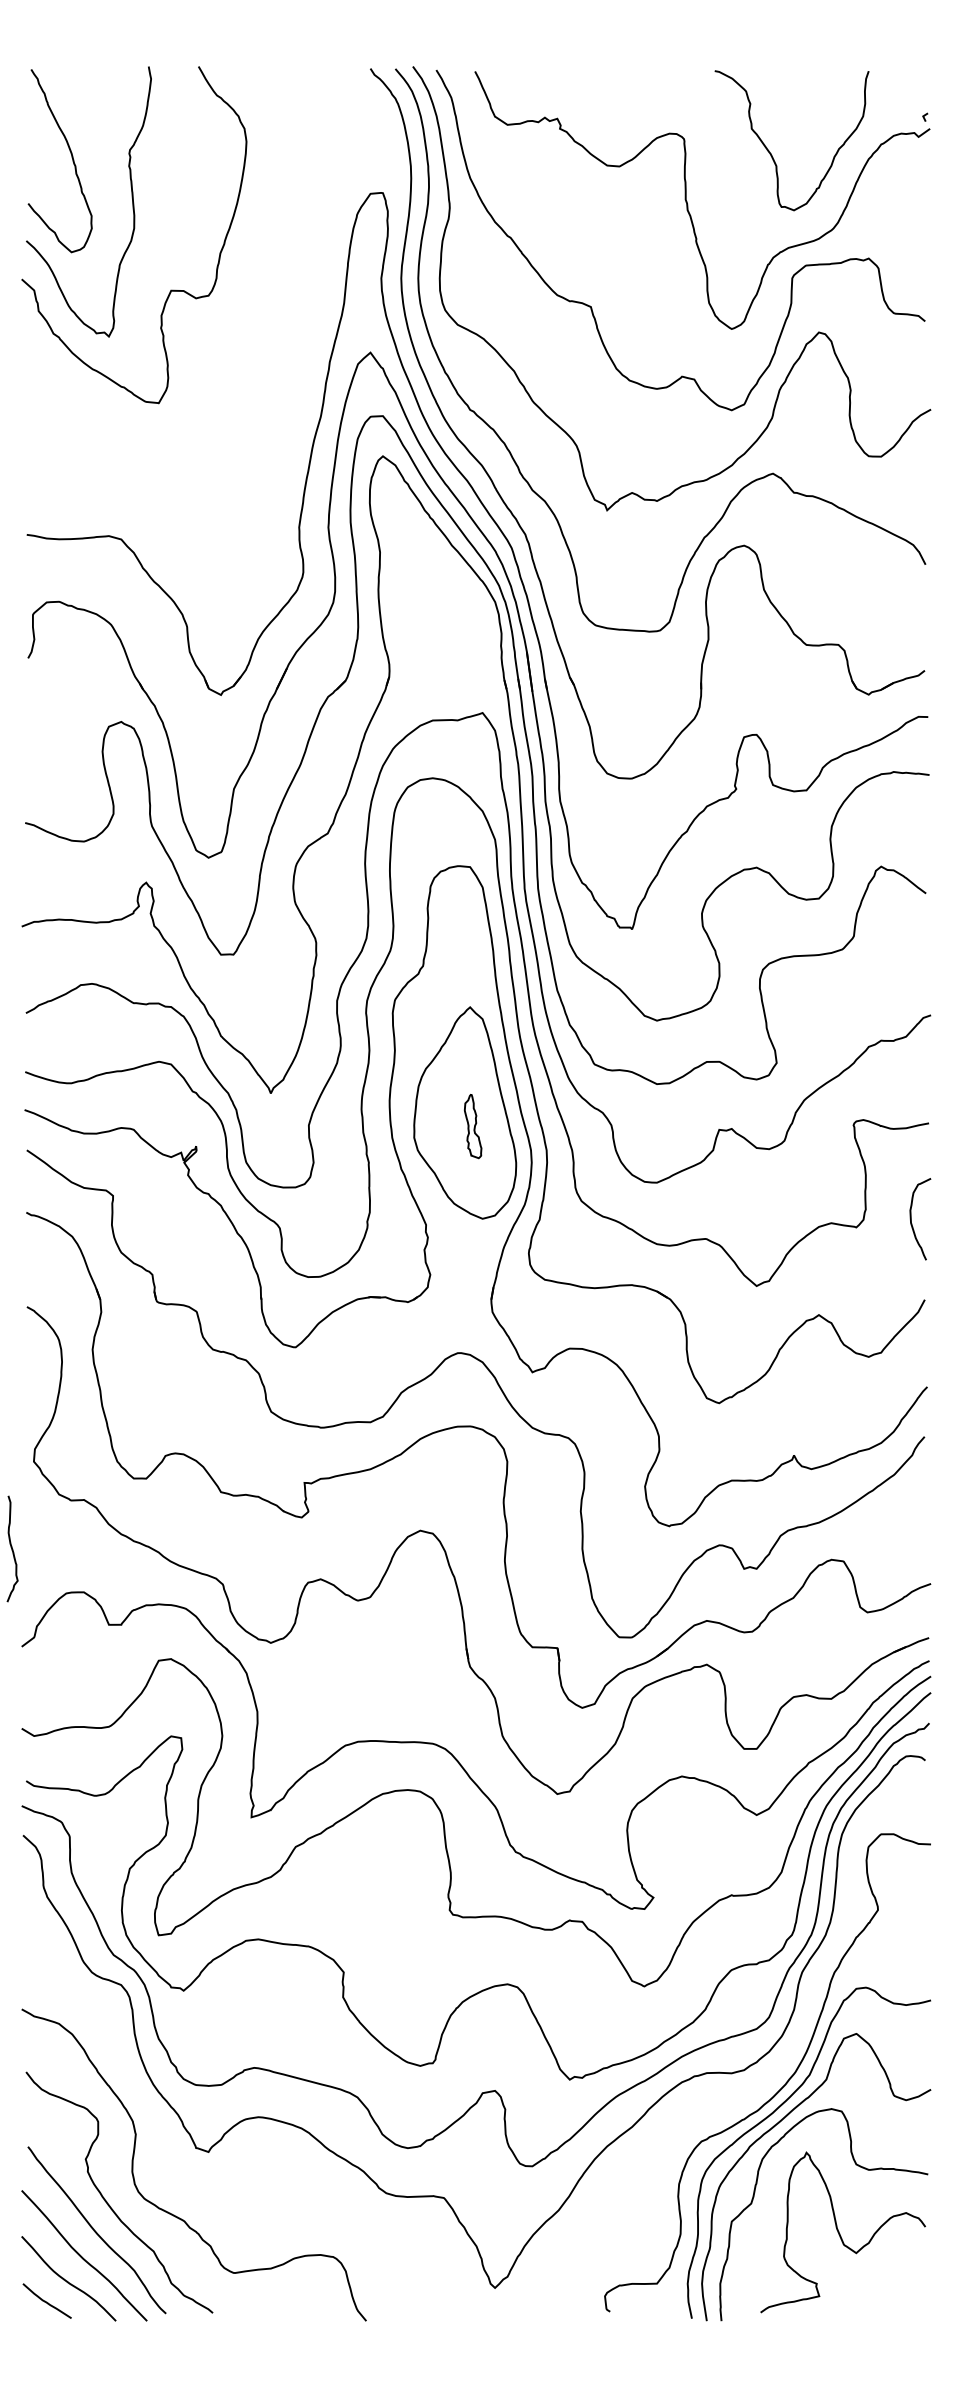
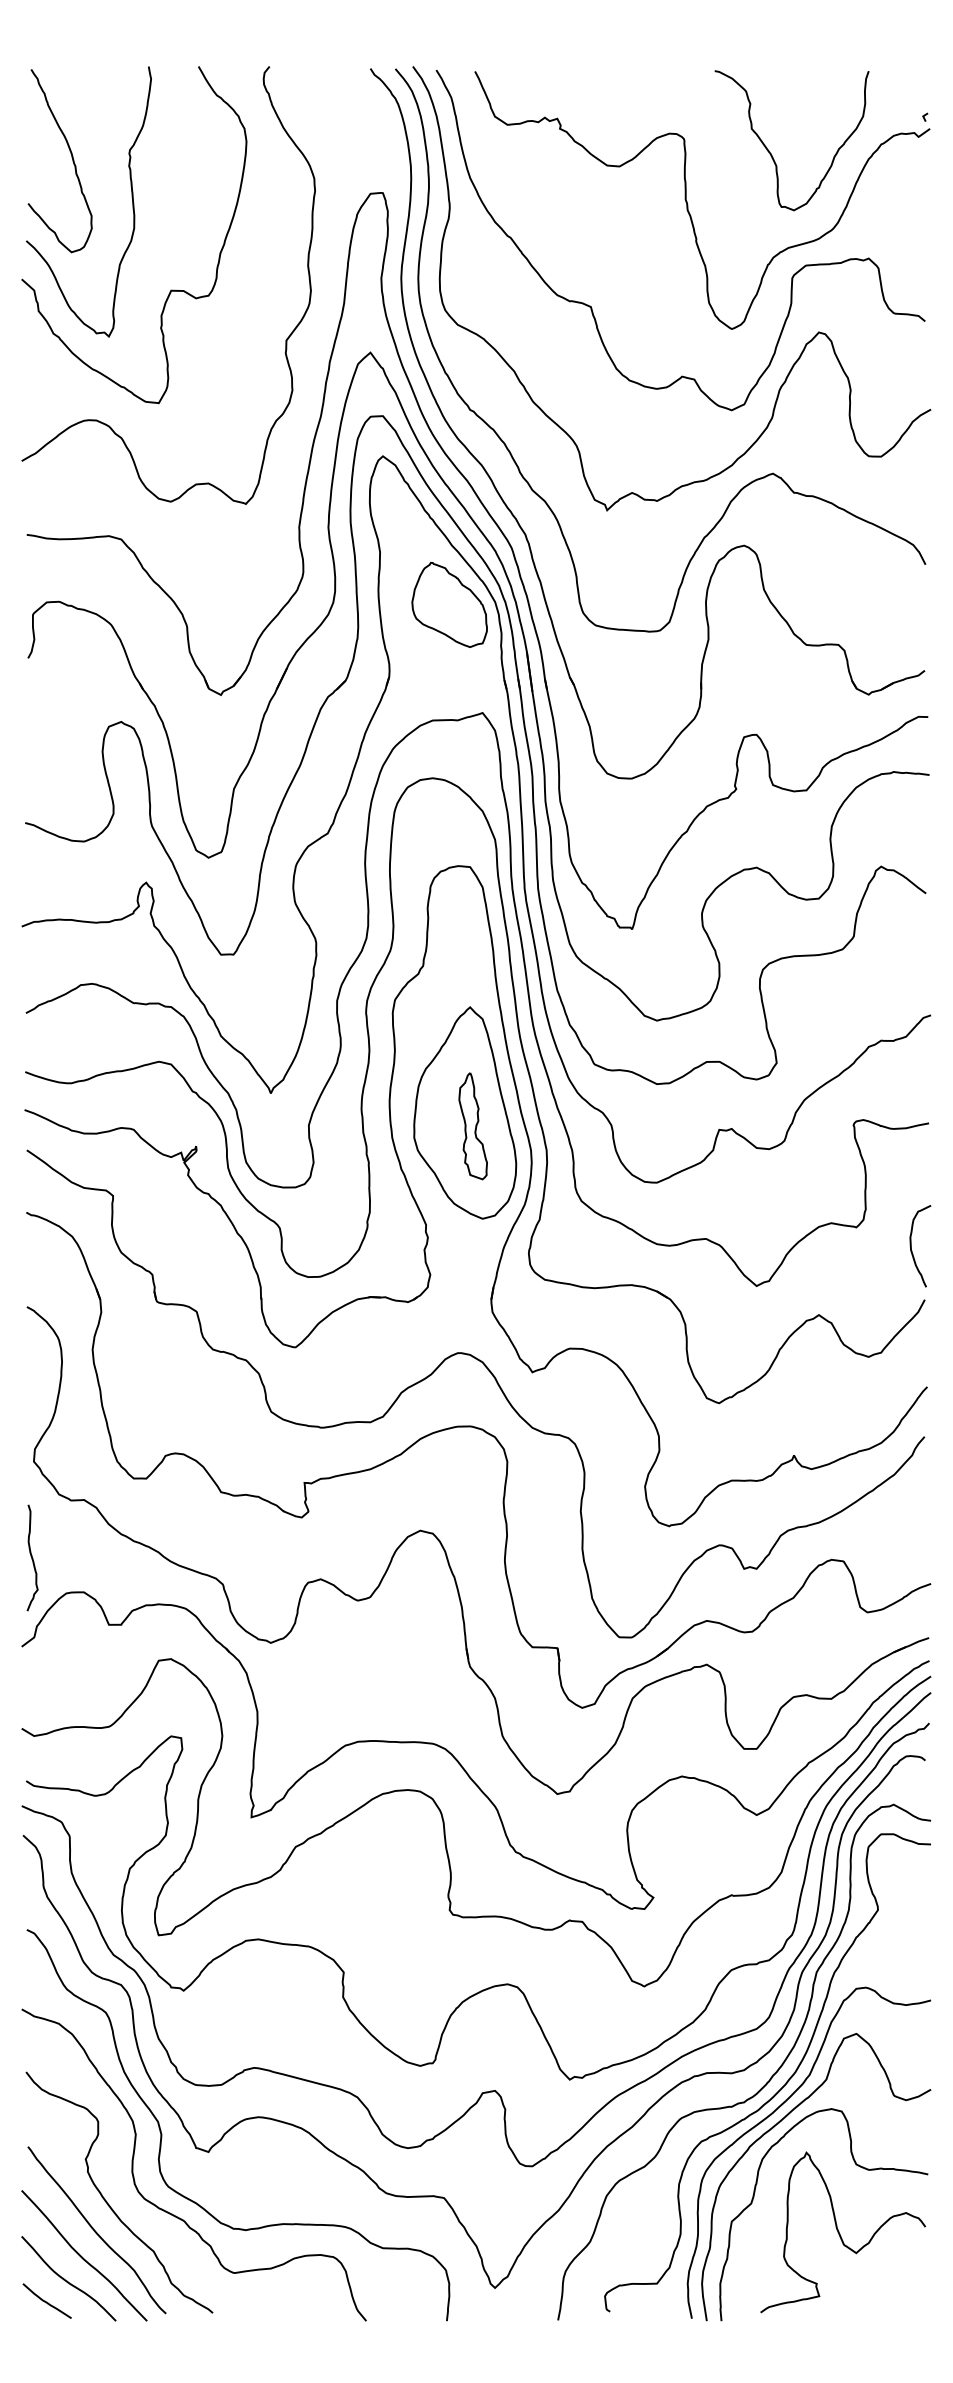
curve: none -> present (285, 340)
part: none -> present (449, 604)
part size: 19x66 px -> 30x109 px (472, 1126)
curve position: (912, 1223) -> (912, 1250) (912, 1250)
curve position: (12, 1548) -> (32, 1557) (32, 1557)
curve: none -> present (769, 2078)
curve: none -> present (162, 2133)
